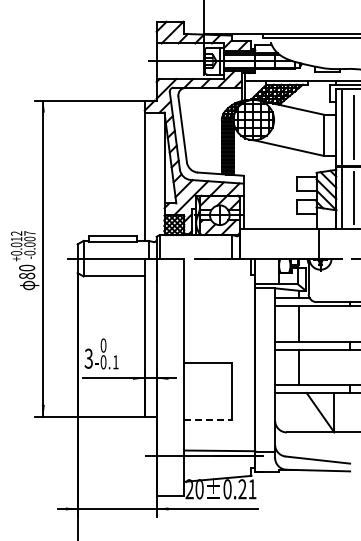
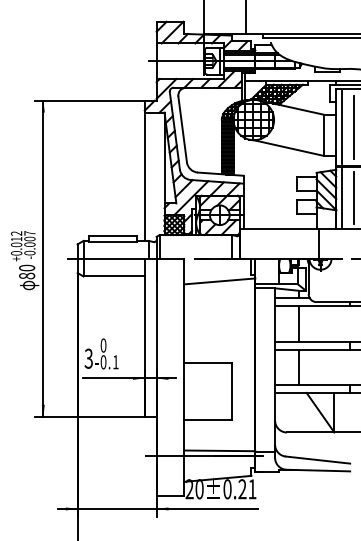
line: none -> present (245, 17)
line: none -> present (219, 281)
line: dashed -> solid (207, 420)
